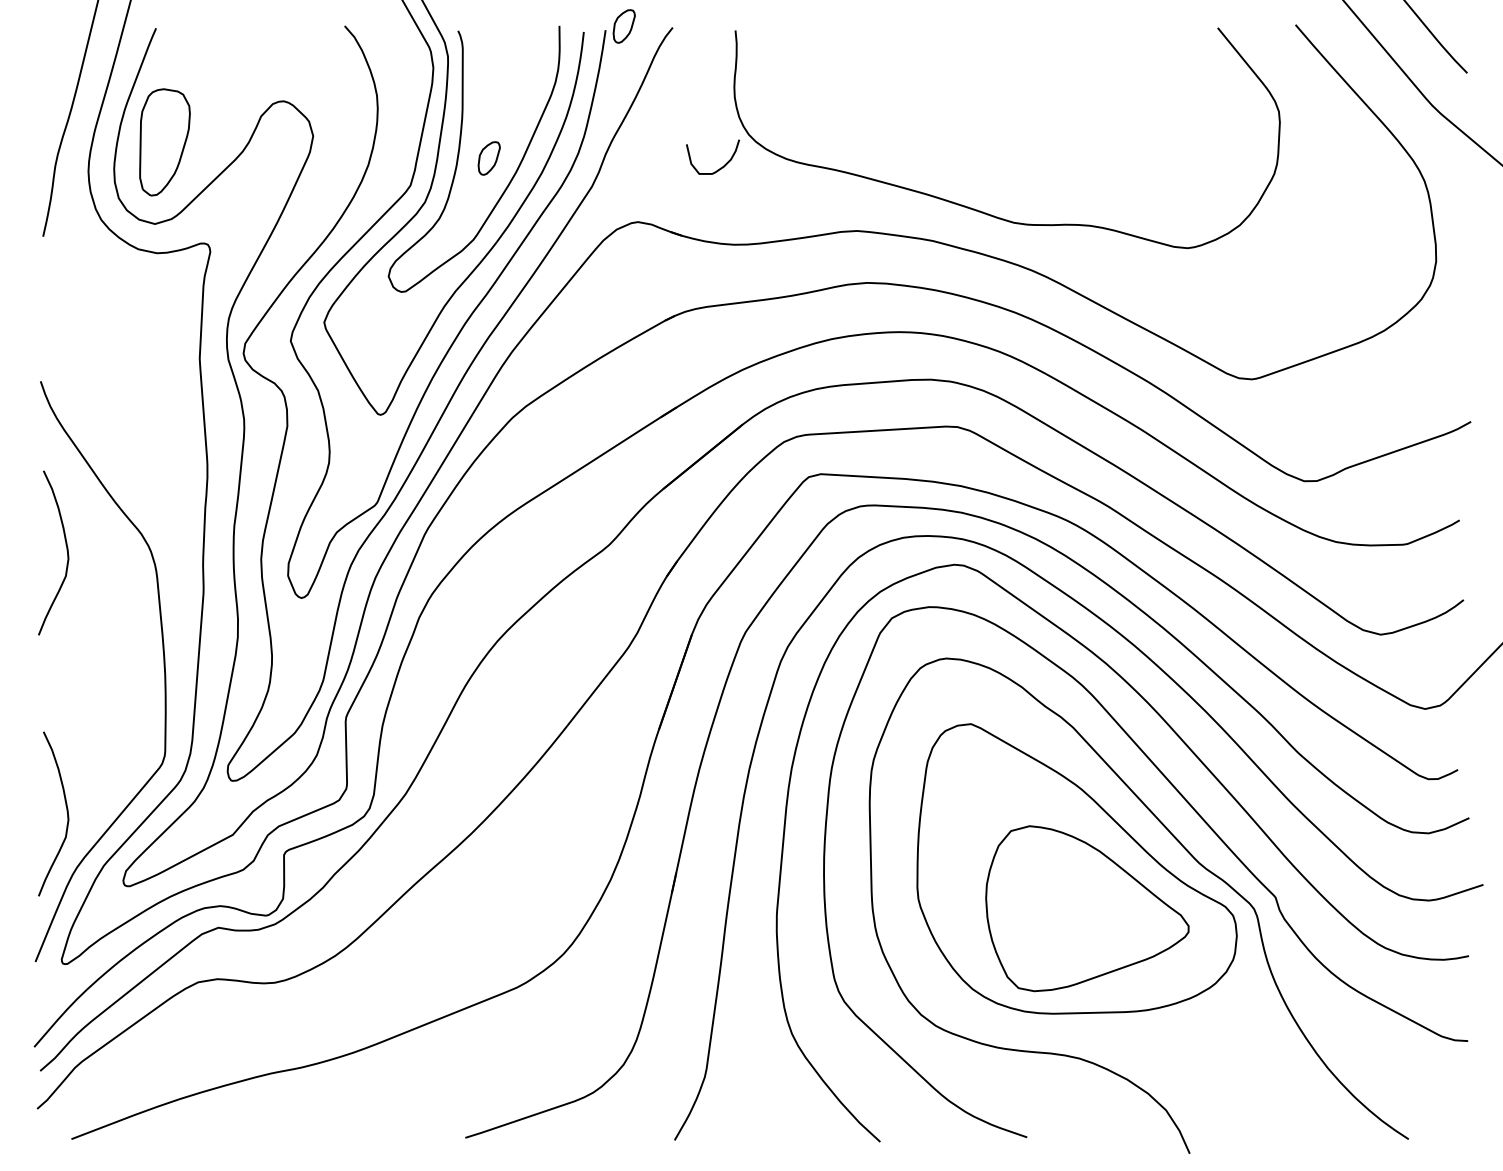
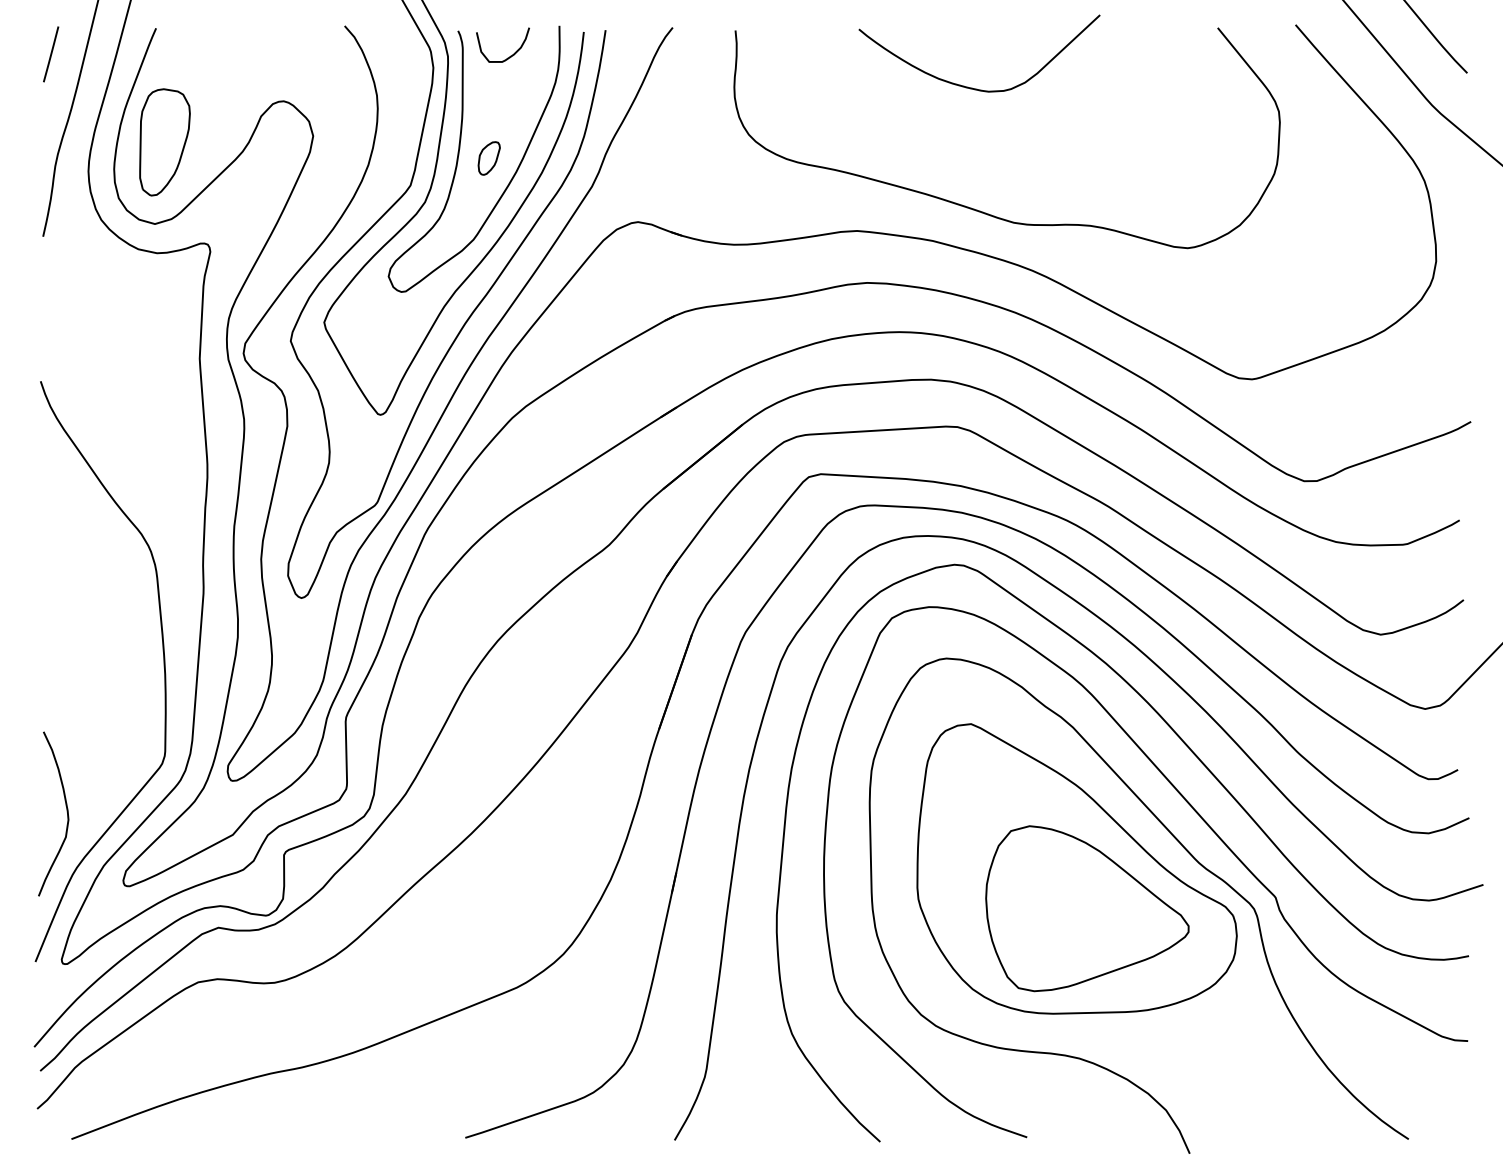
part: present -> none (623, 26)
line: none -> present (51, 54)
curve: none -> present (972, 87)
curve position: (720, 167) -> (510, 55) (510, 55)
curve: present -> none (66, 550)
